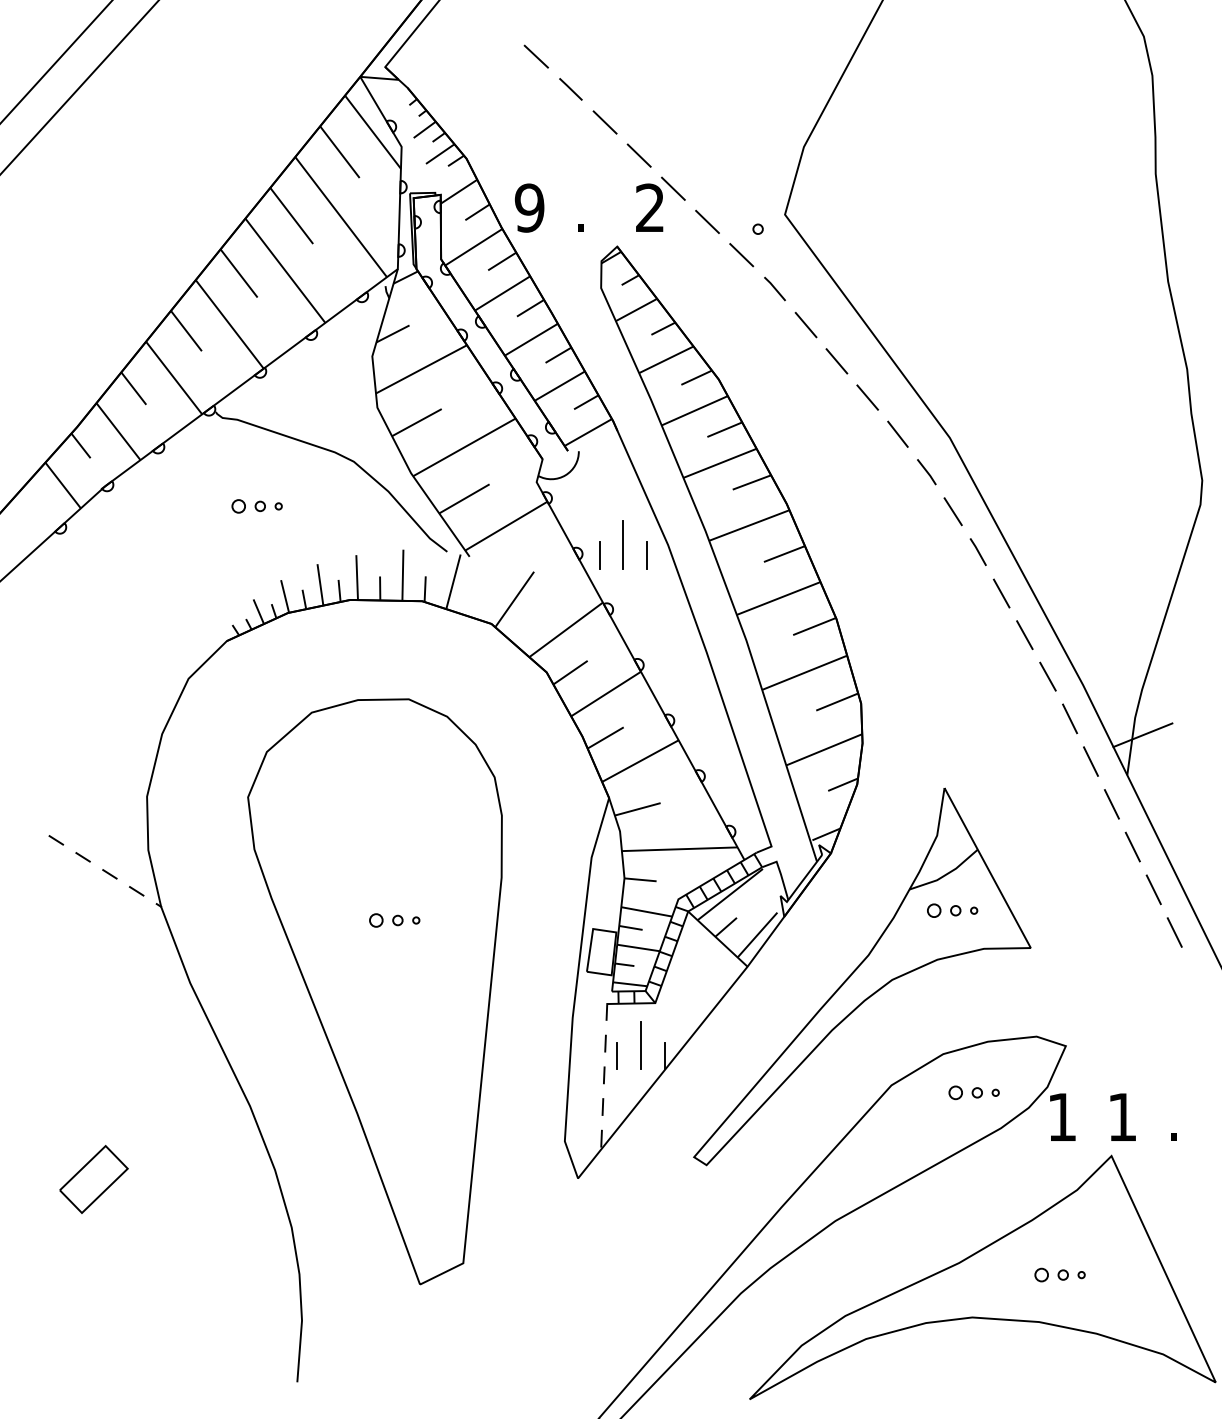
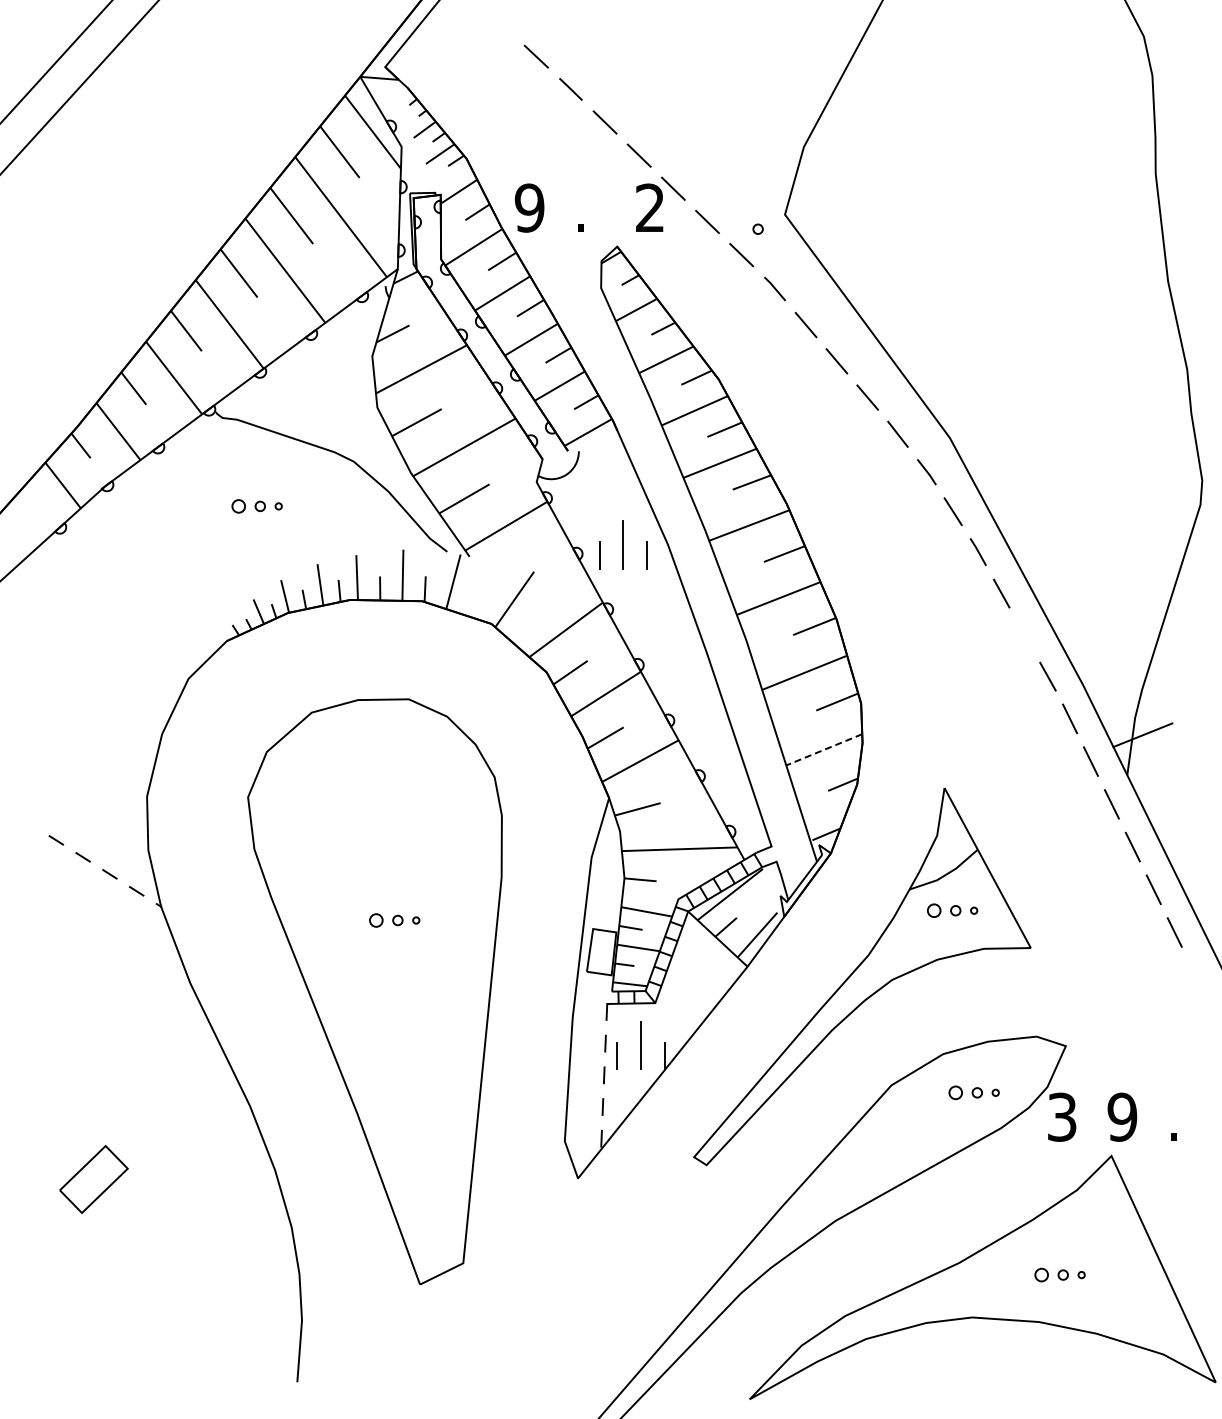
line: present -> none (1024, 635)
line: solid -> dashed (823, 750)
text: 1 -> 3 (1062, 1116)
text: 1 -> 9 (1122, 1116)
